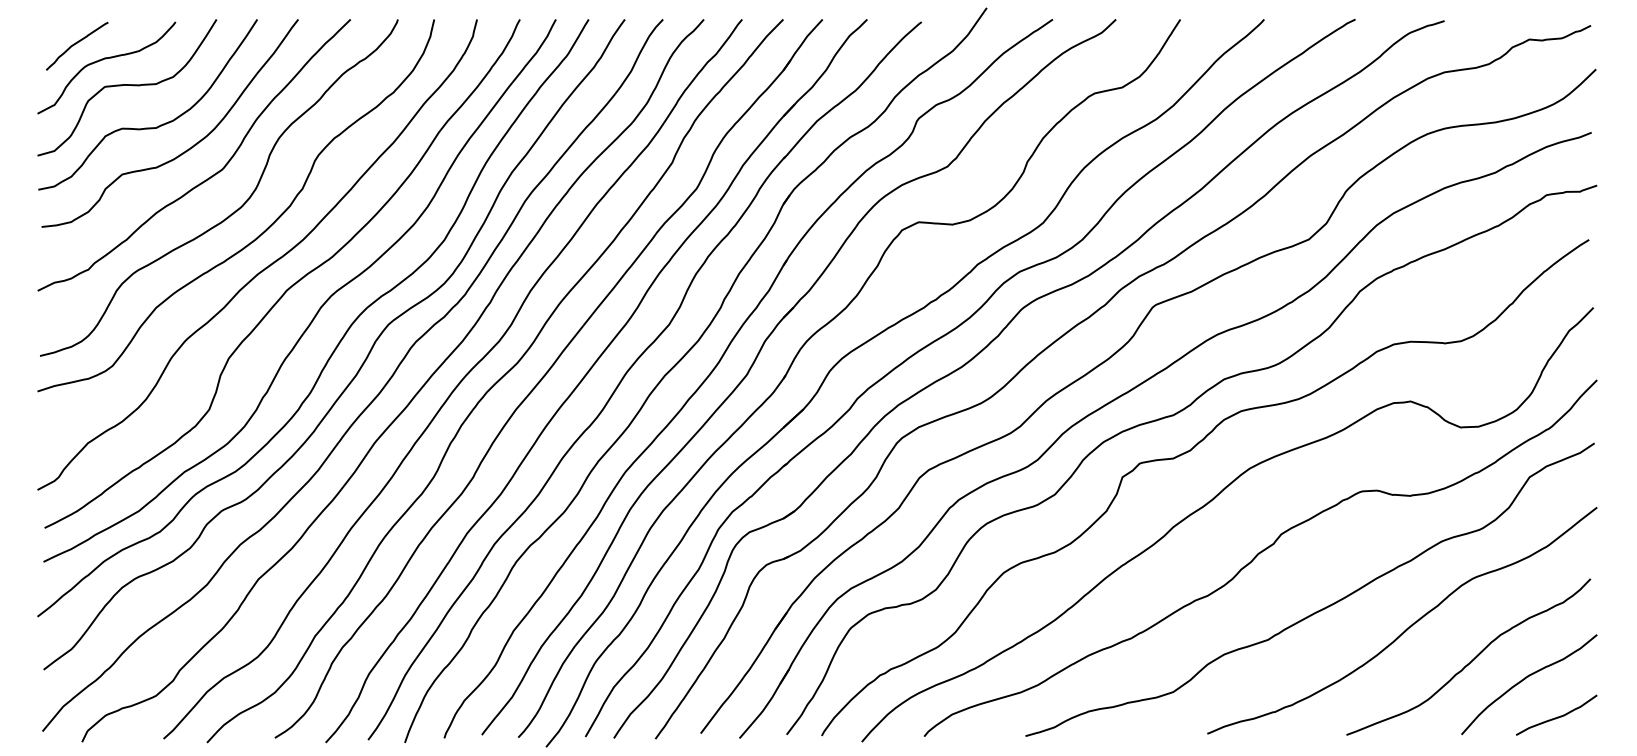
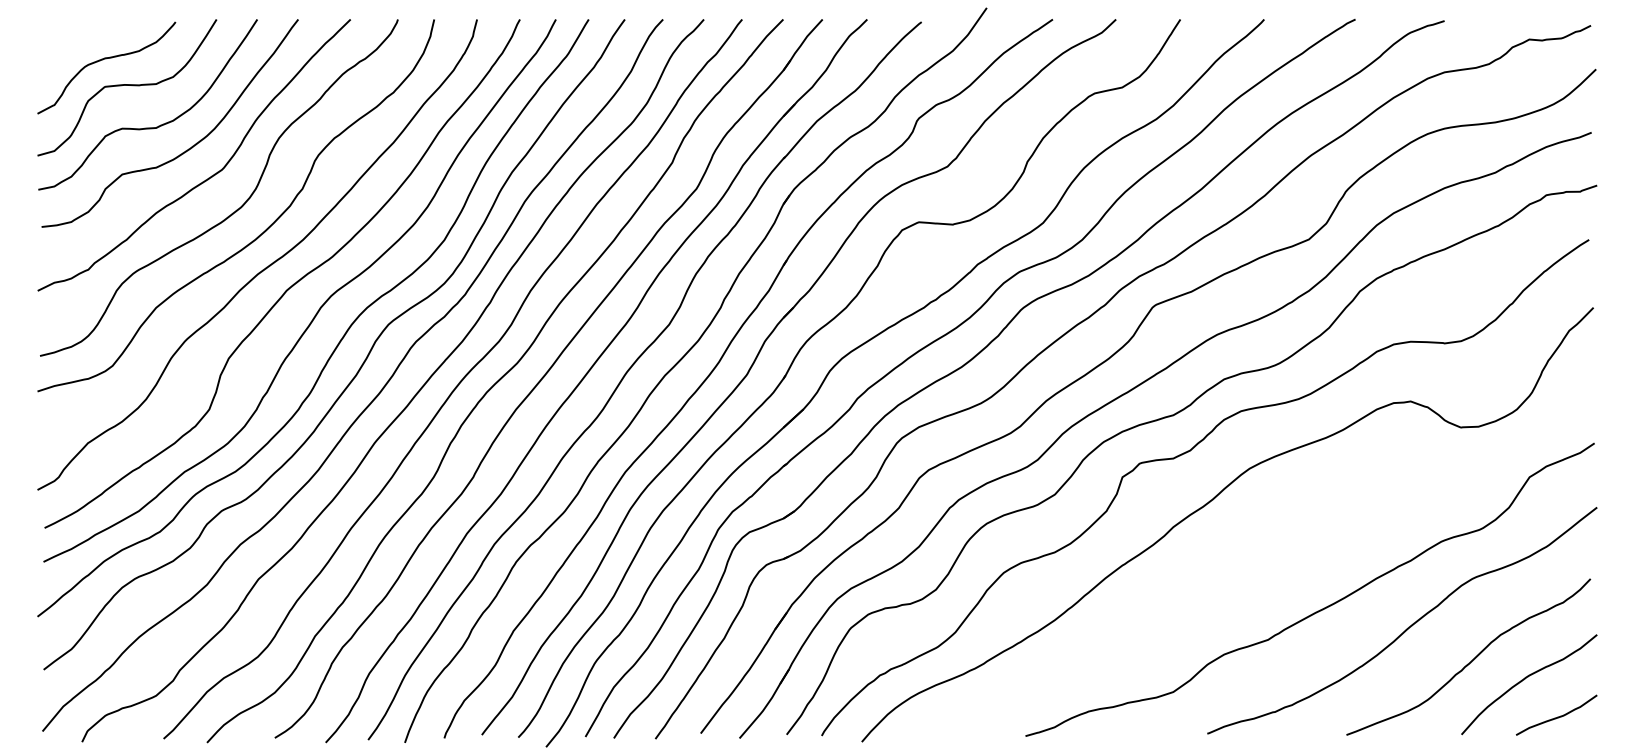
curve: present -> none (76, 44)
curve: present -> none (1258, 555)
